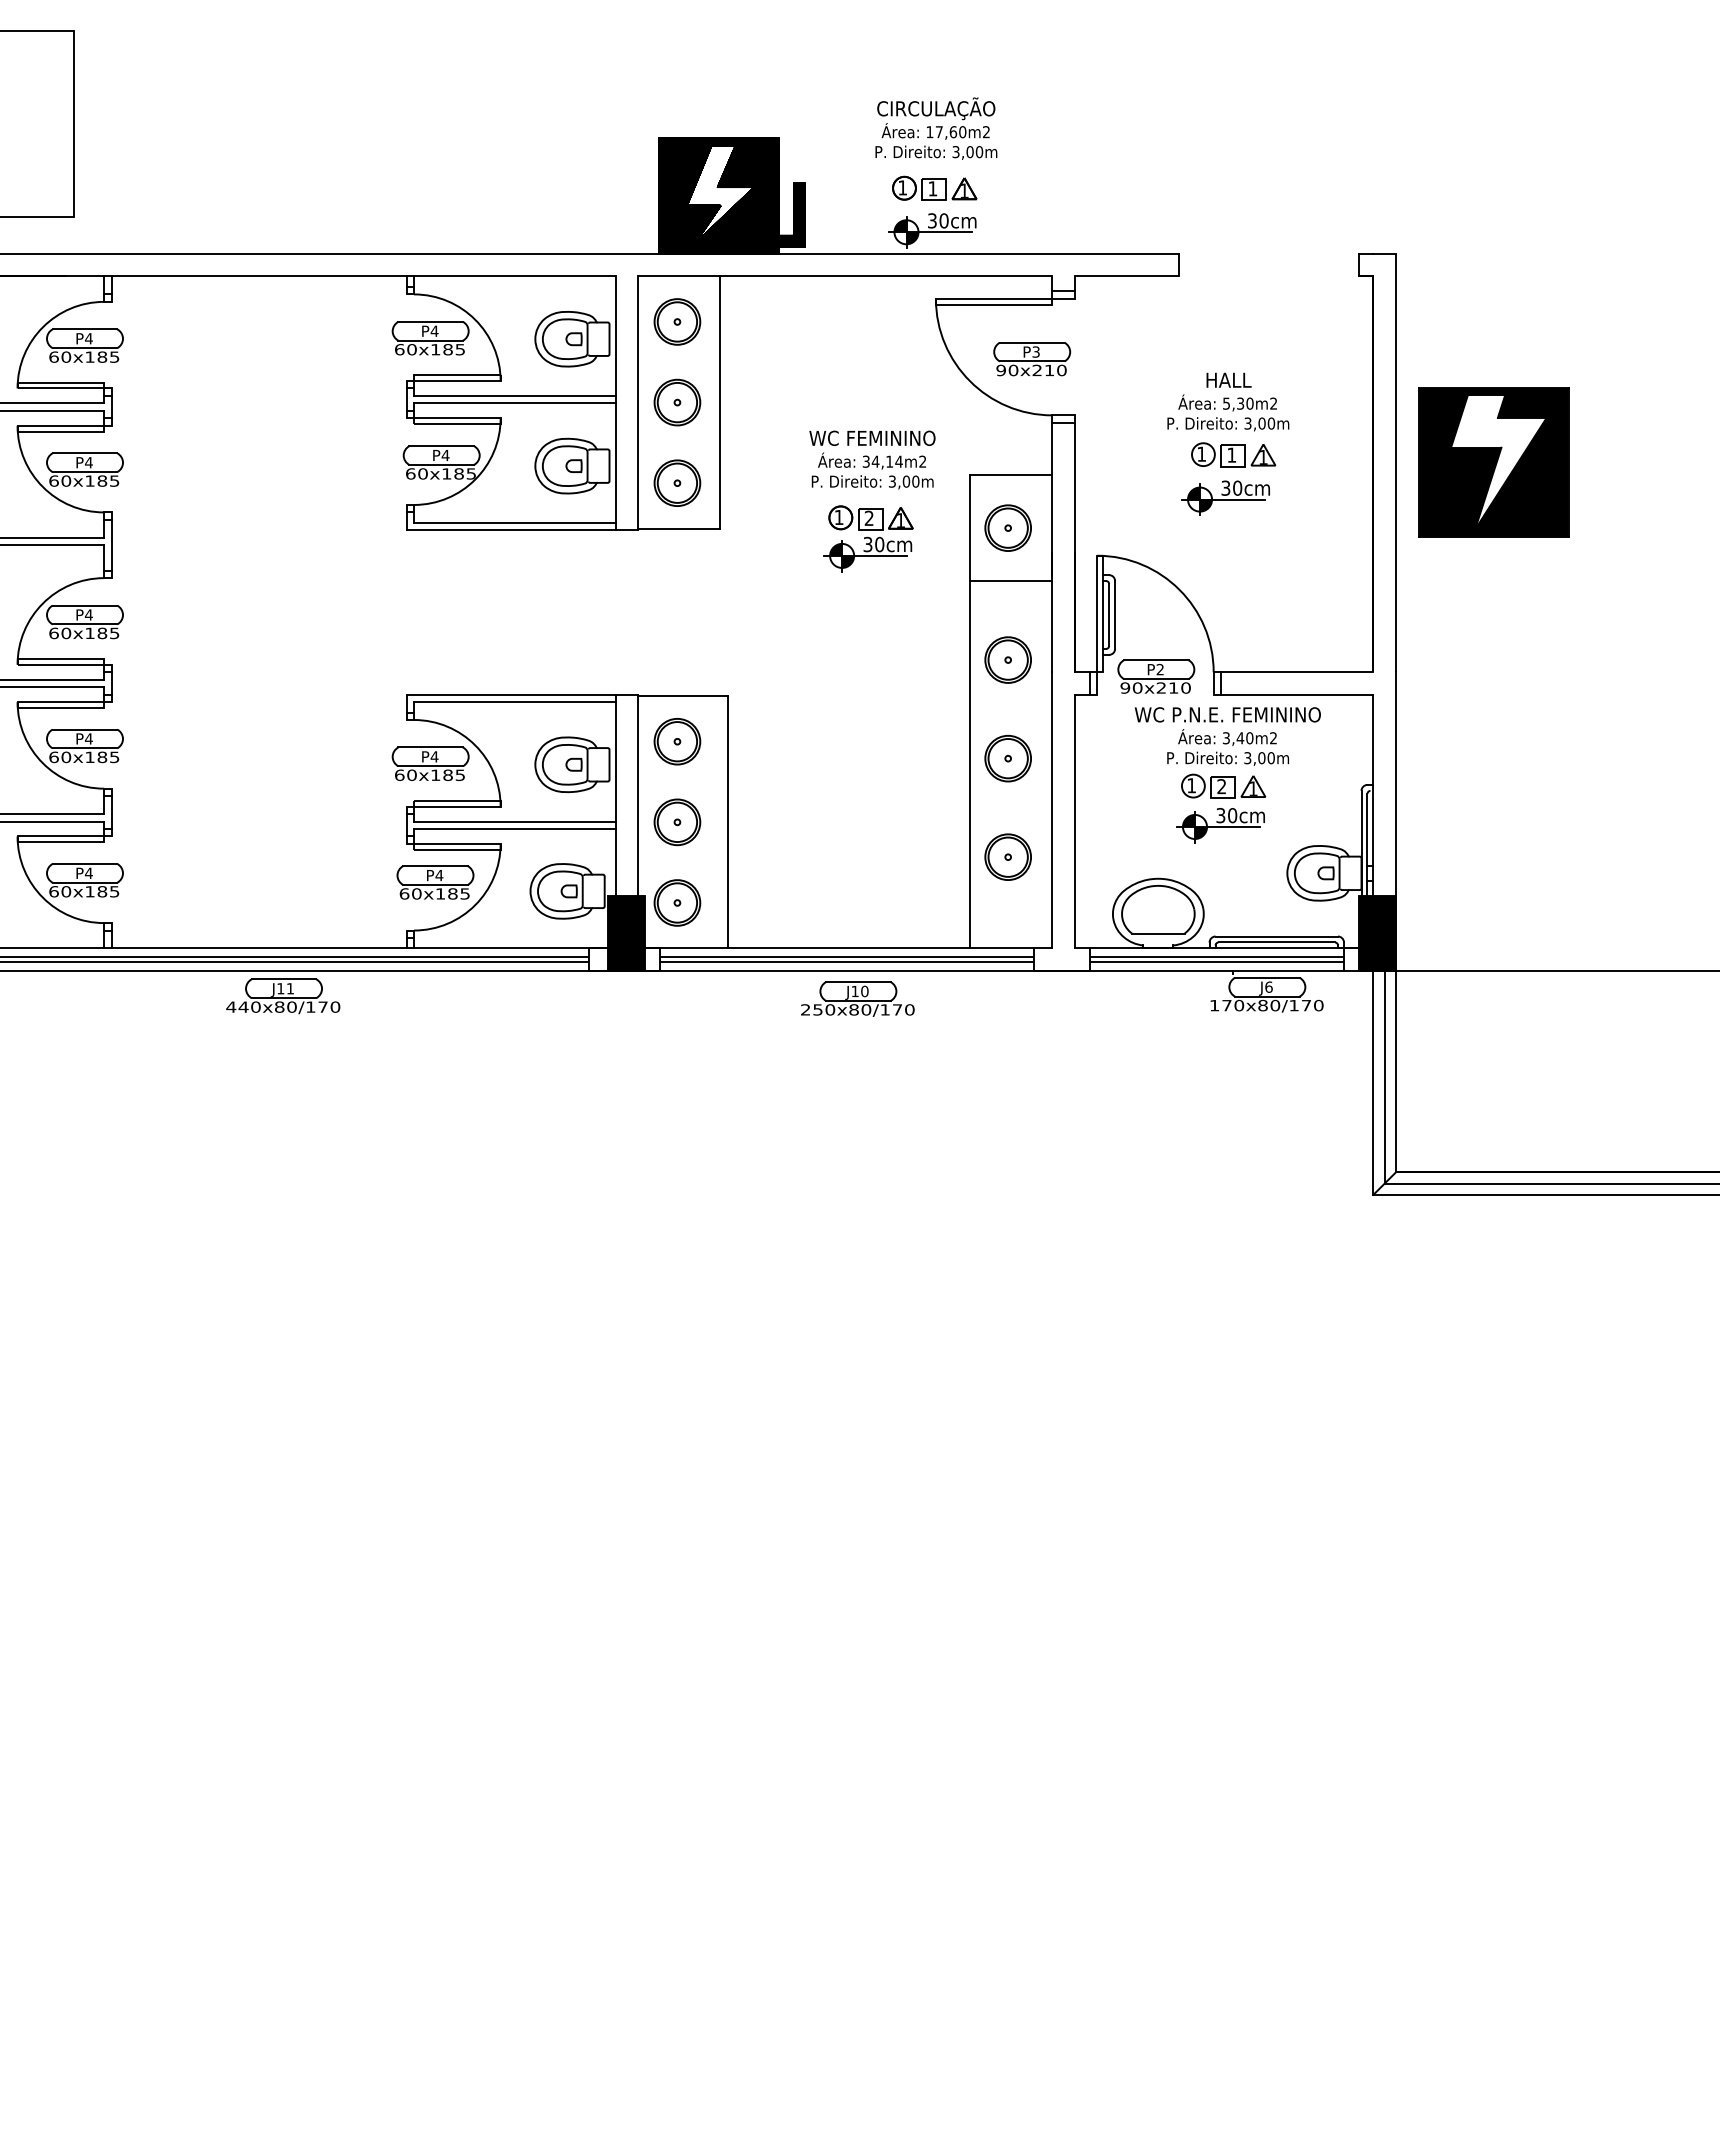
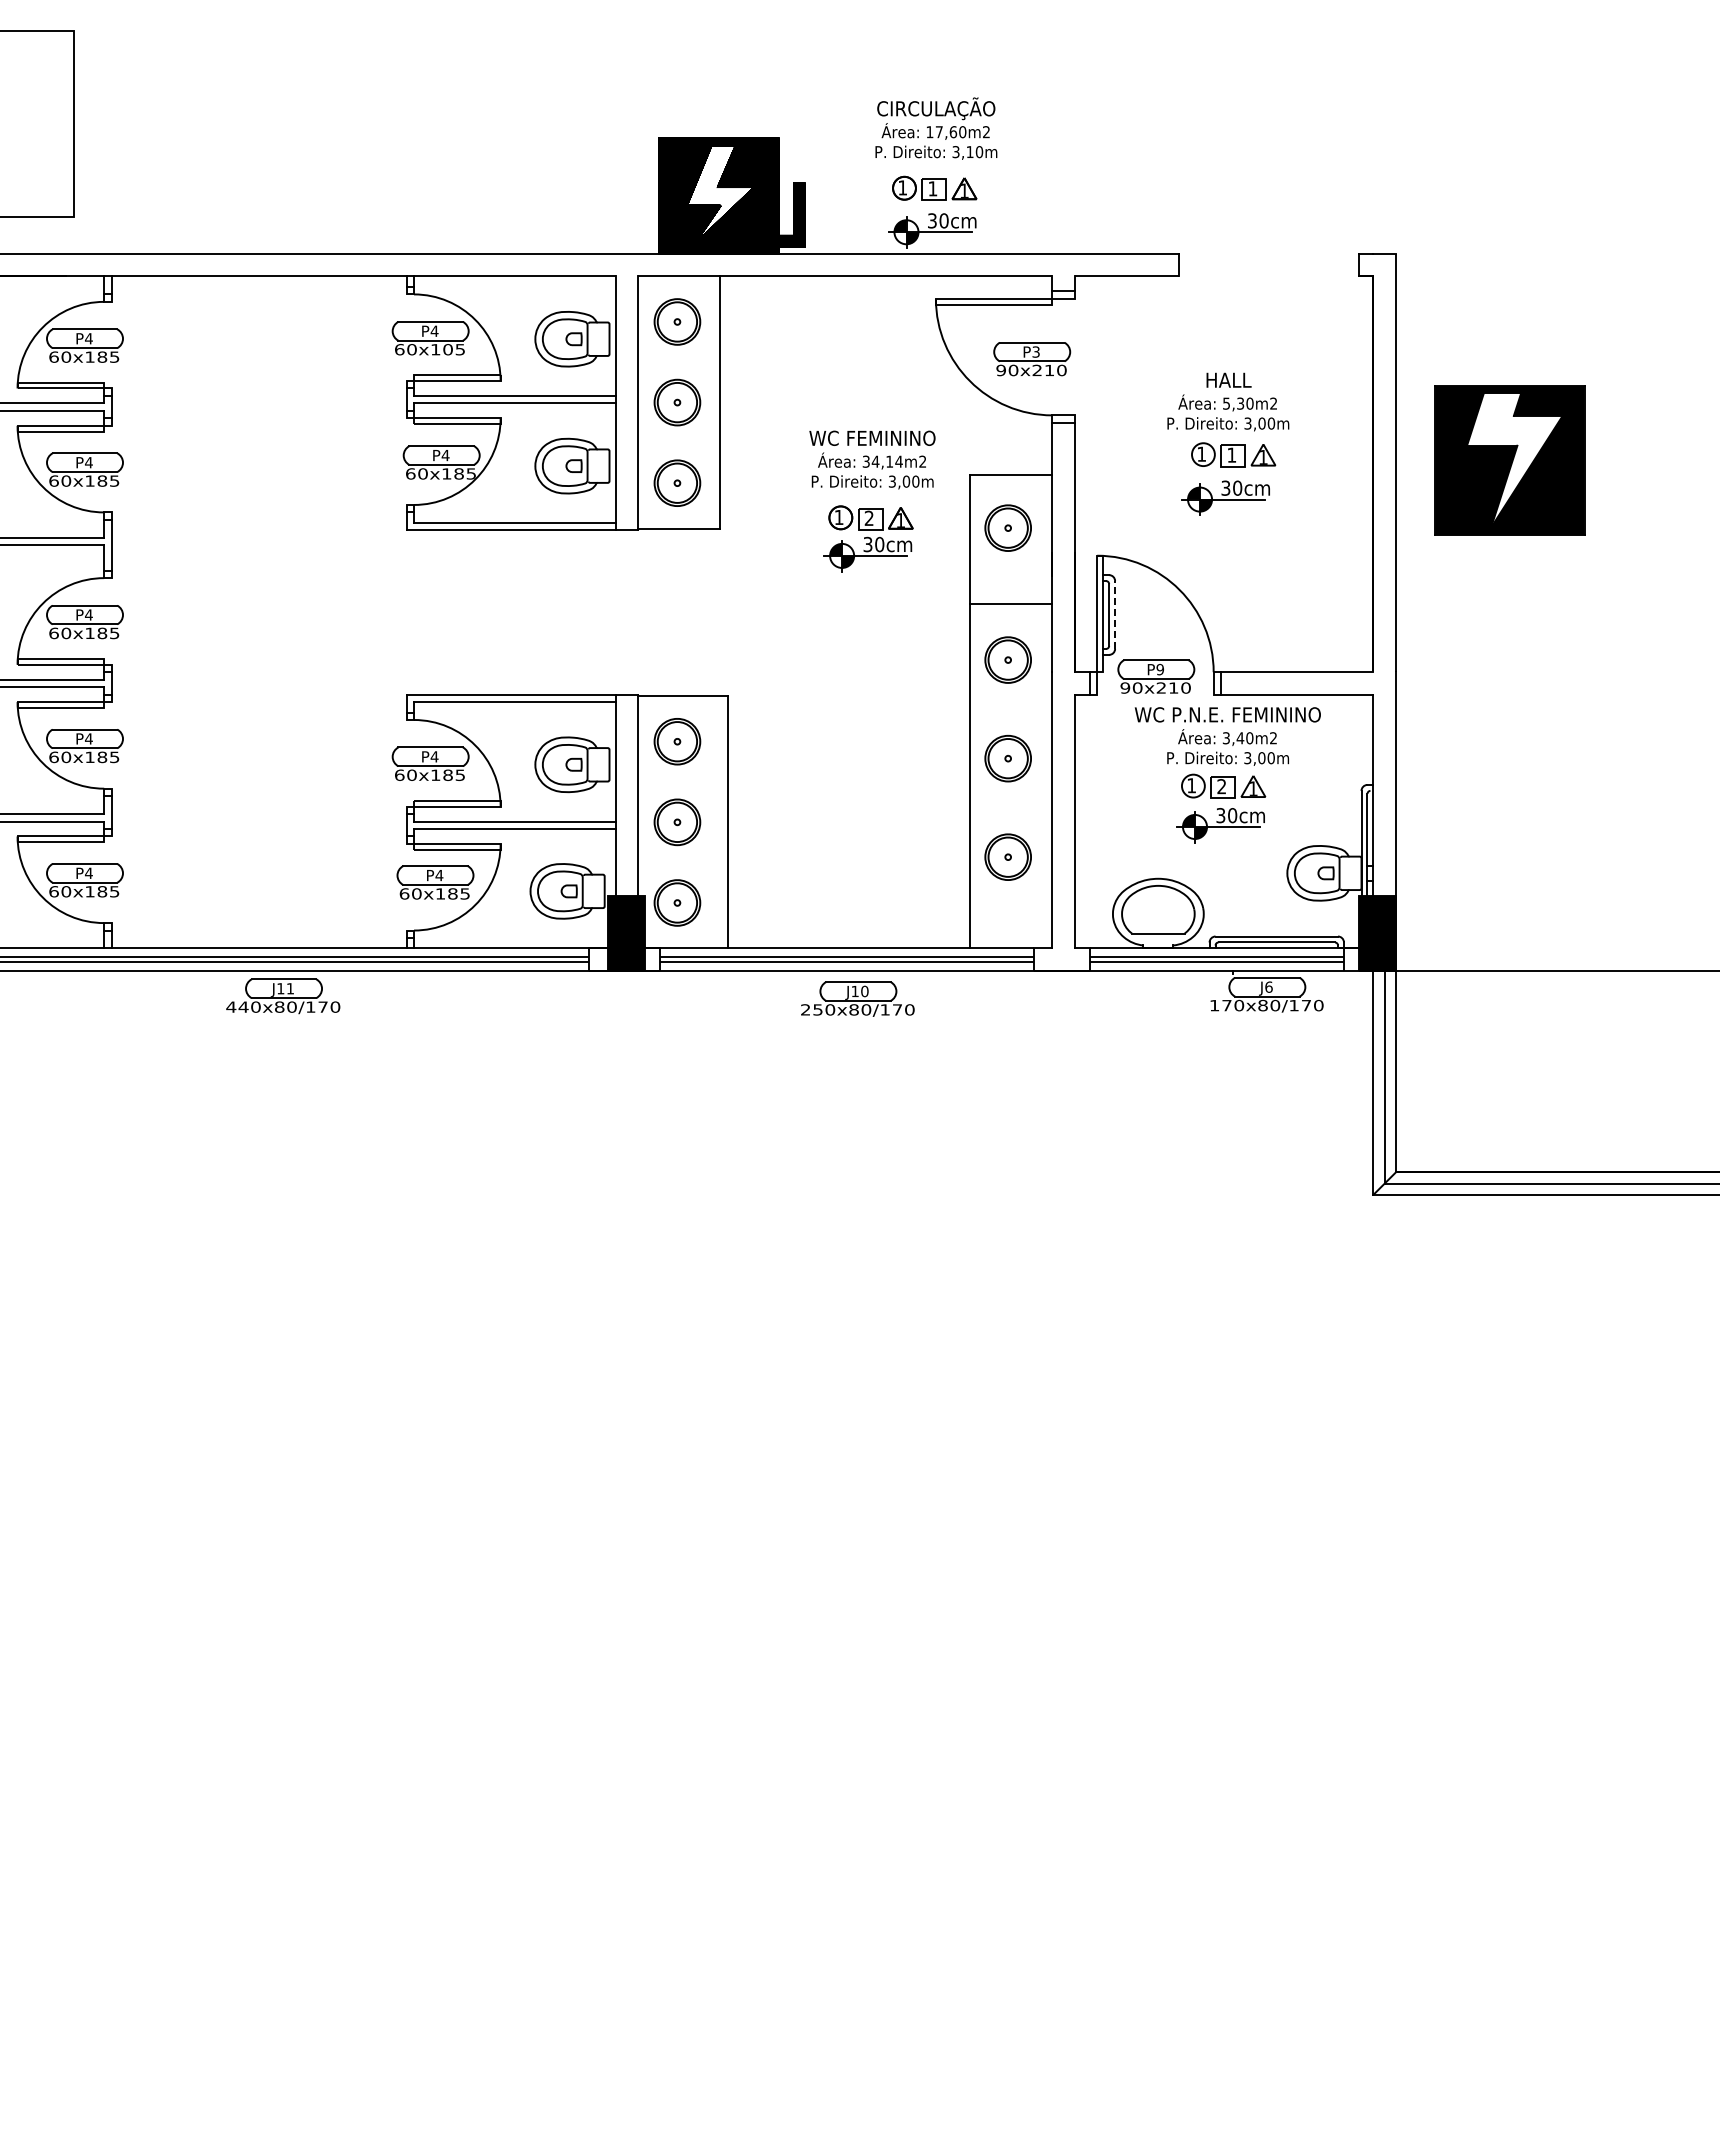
text: 3,00m -> 3,10m (969, 152)
text: 60x185 -> 60x105 (447, 349)
part position: (1493, 462) -> (1509, 460) (1509, 460)
line position: (1011, 581) -> (1011, 604) (1011, 604)
line: solid -> dashed (1115, 615)
text: P2 -> P9 (1160, 669)
